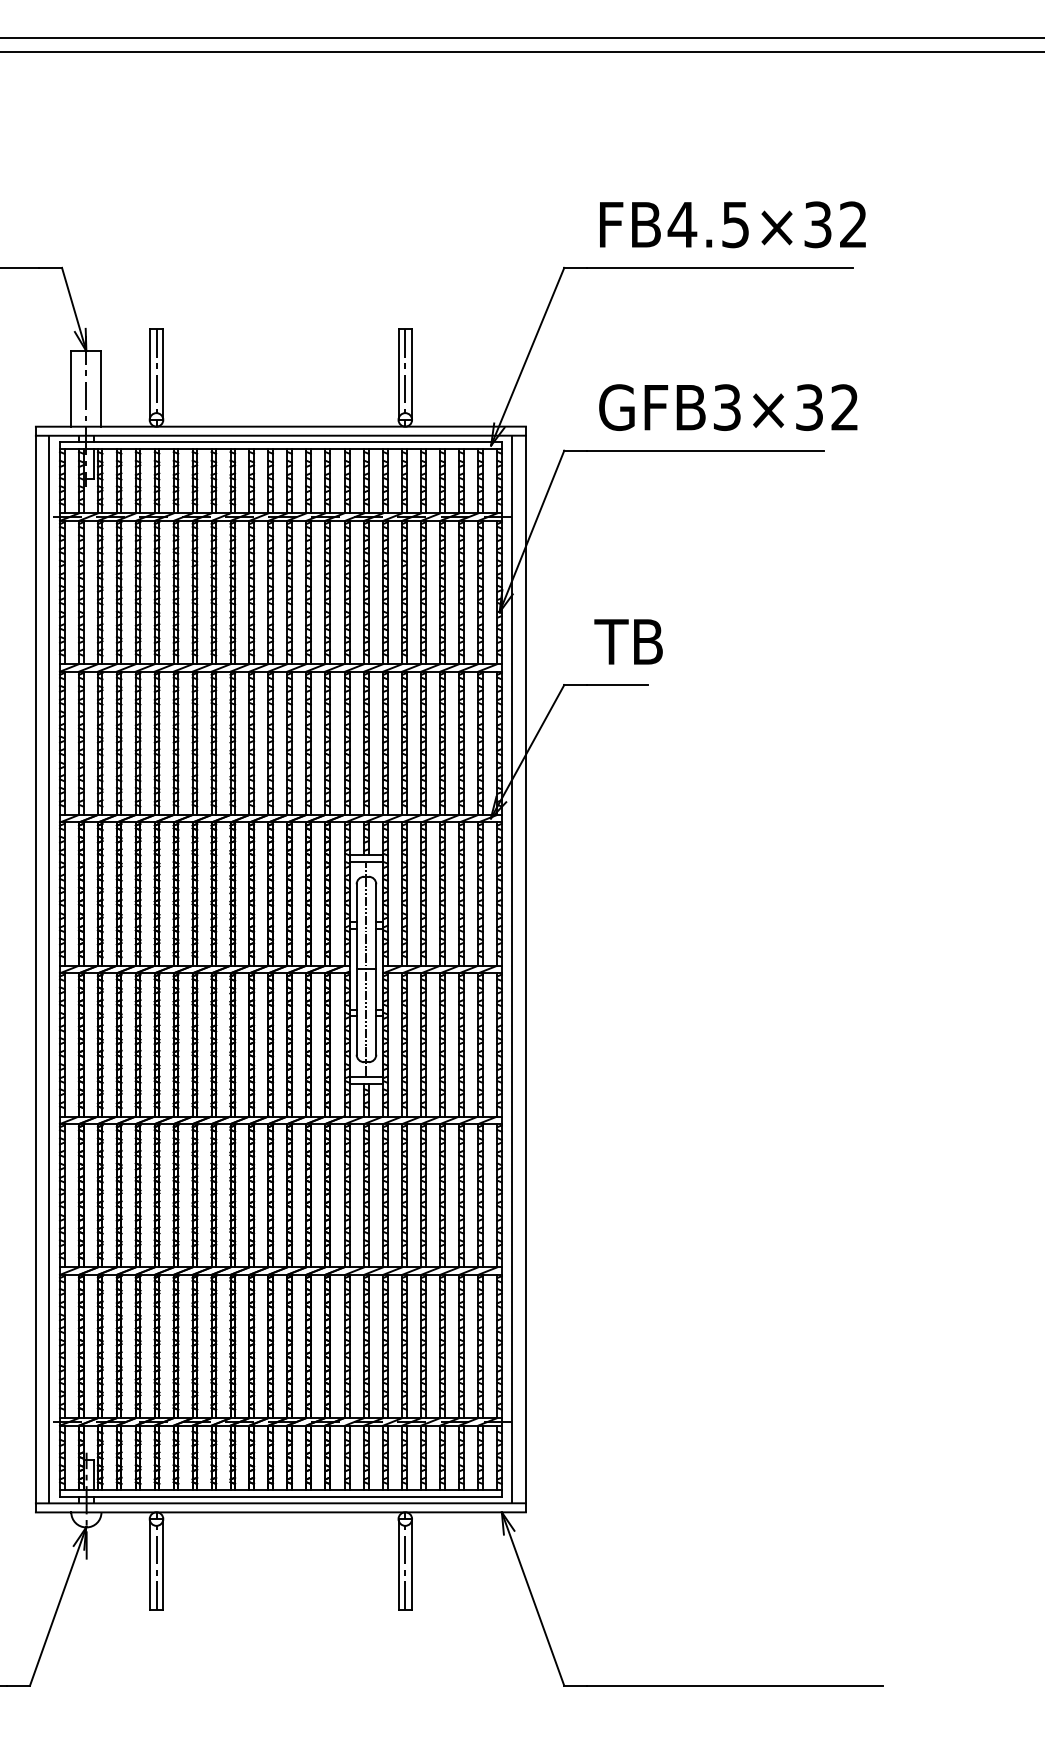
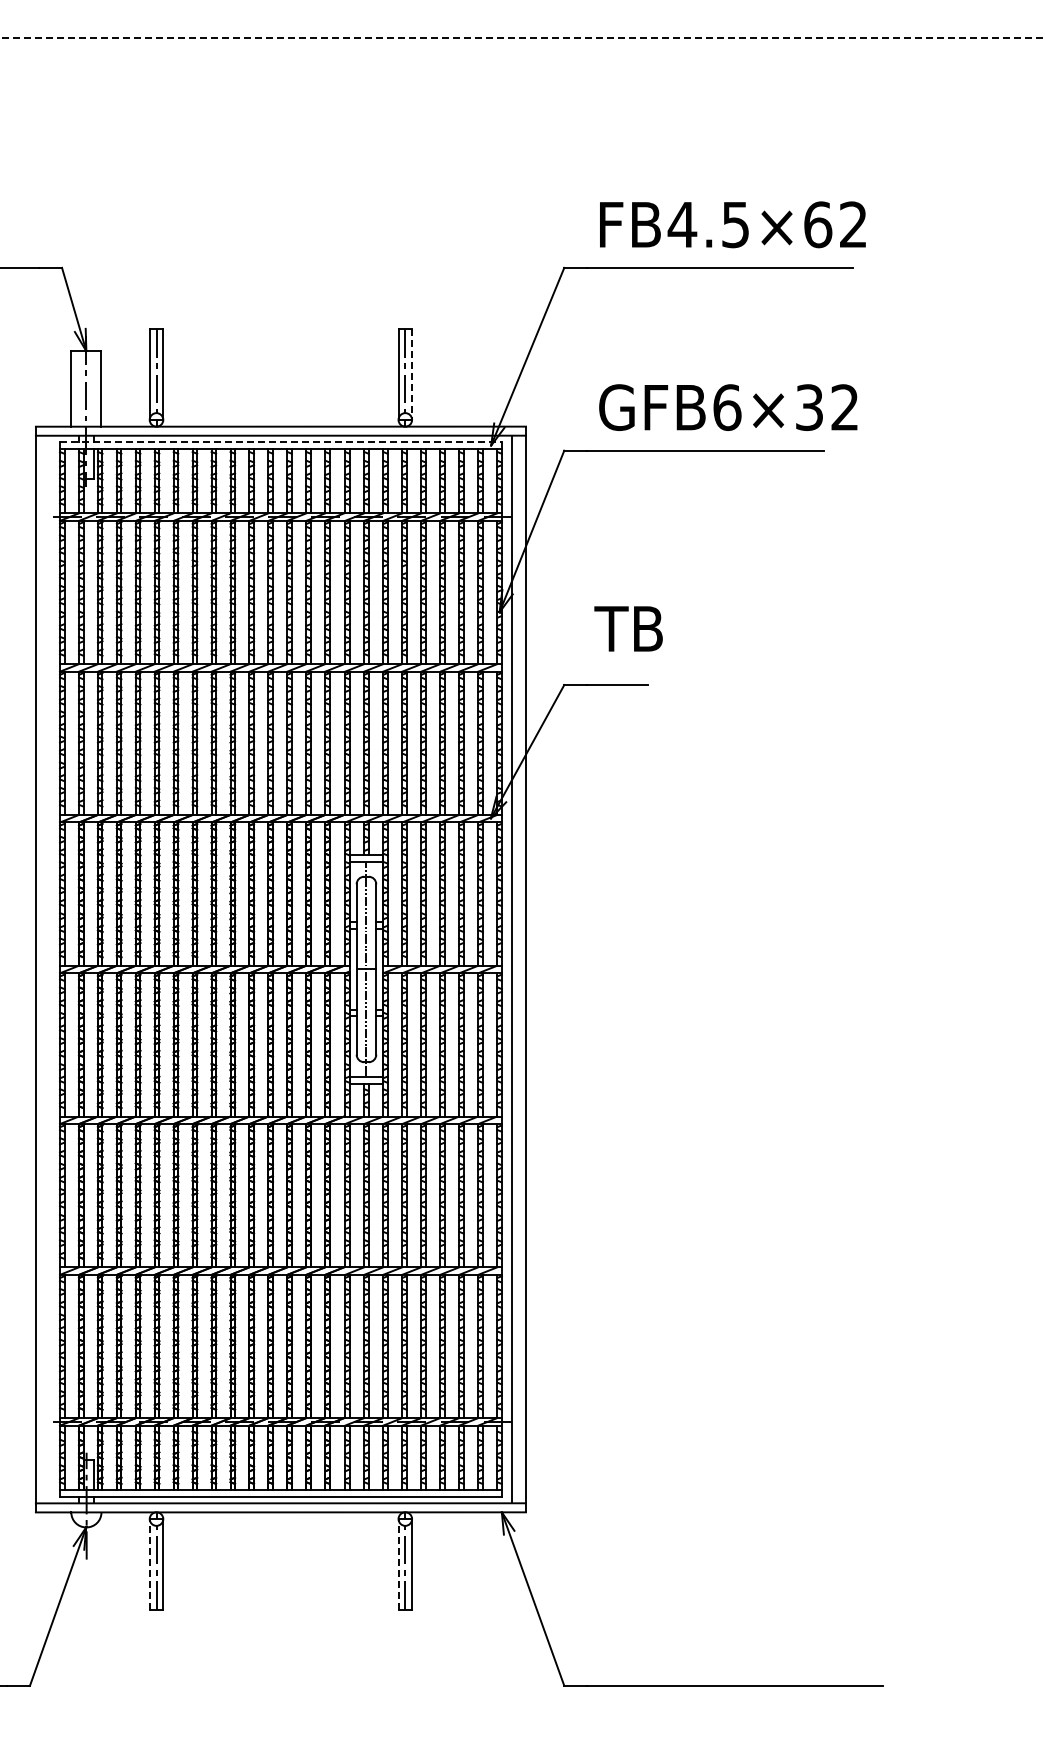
line: solid -> dashed (522, 37)
line: present -> none (521, 52)
text: FB4.5×32 -> FB4.5×62 (818, 224)
line: solid -> dashed (412, 375)
text: GFB3×32 -> GFB6×32 (727, 407)
line: solid -> dashed (280, 441)
text position: (628, 641) -> (628, 628) (628, 628)
line: present -> none (49, 969)
line: solid -> dashed (149, 1563)
line: solid -> dashed (398, 1563)
